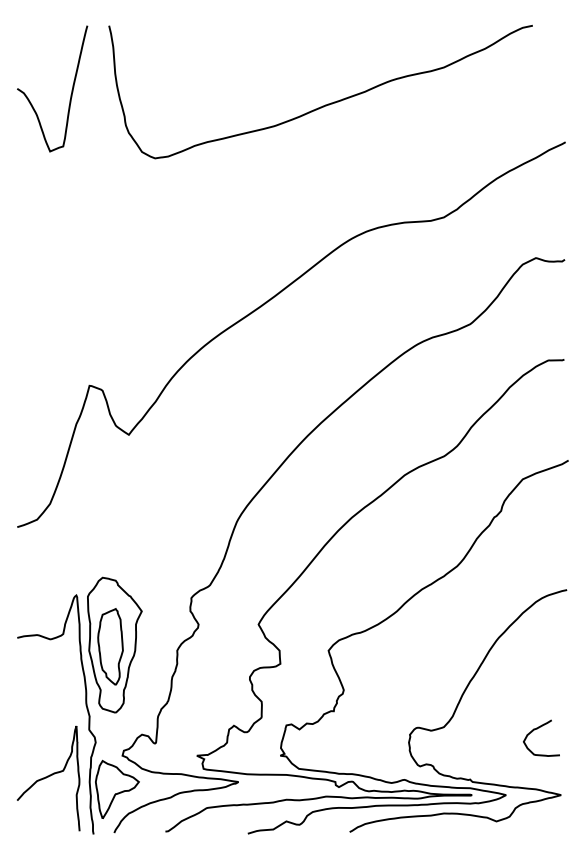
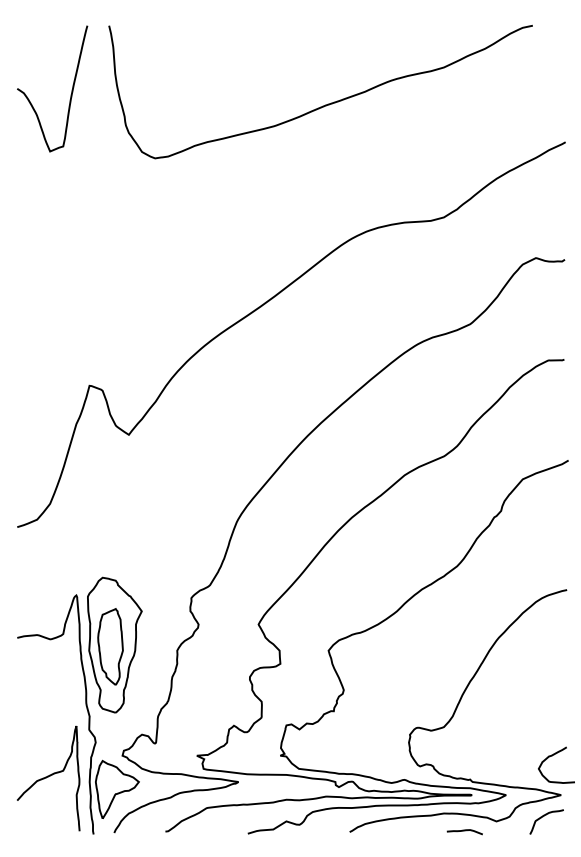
curve position: (537, 729) -> (552, 756) (552, 756)
curve: none -> present (544, 816)
curve: none -> present (464, 831)
